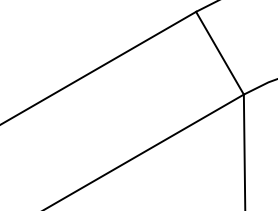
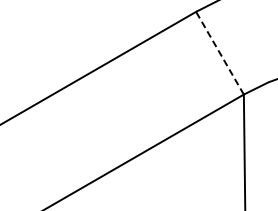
line: solid -> dashed (219, 53)
